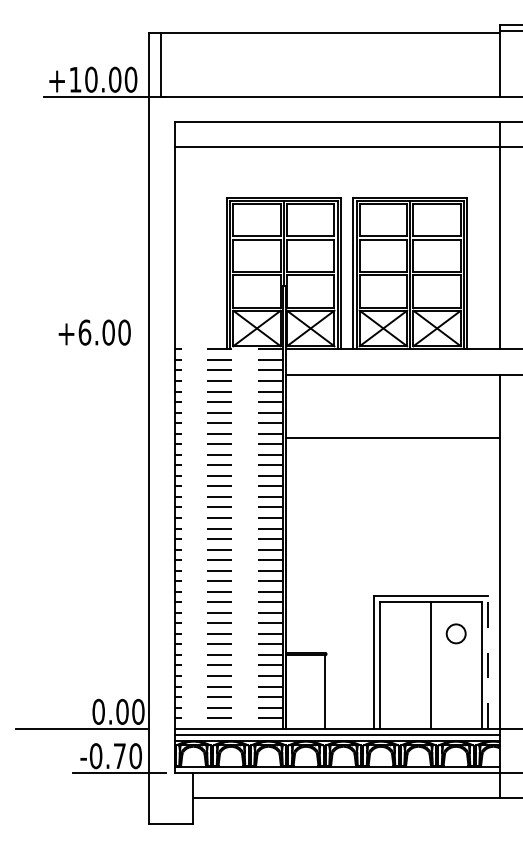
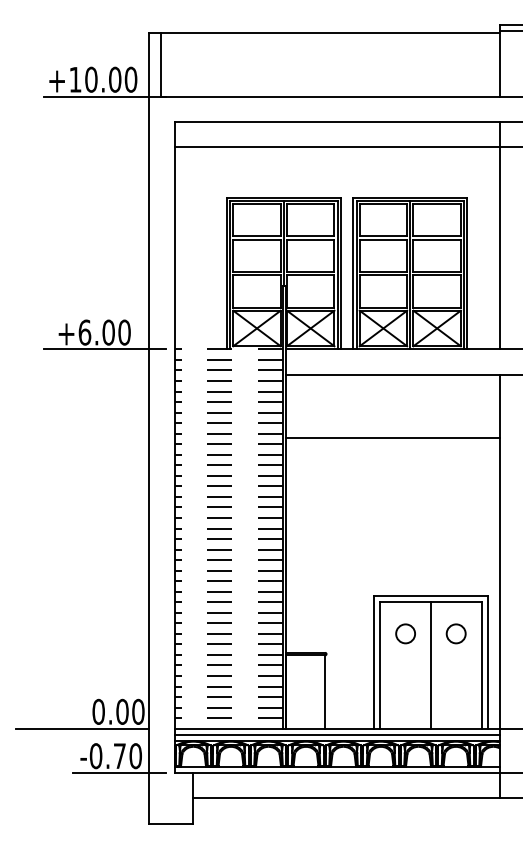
line: none -> present (105, 349)
circle: none -> present (405, 633)
line: dashed -> solid (487, 661)
